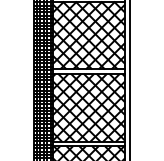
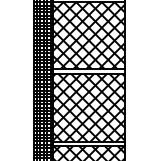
line: present -> none (129, 79)
